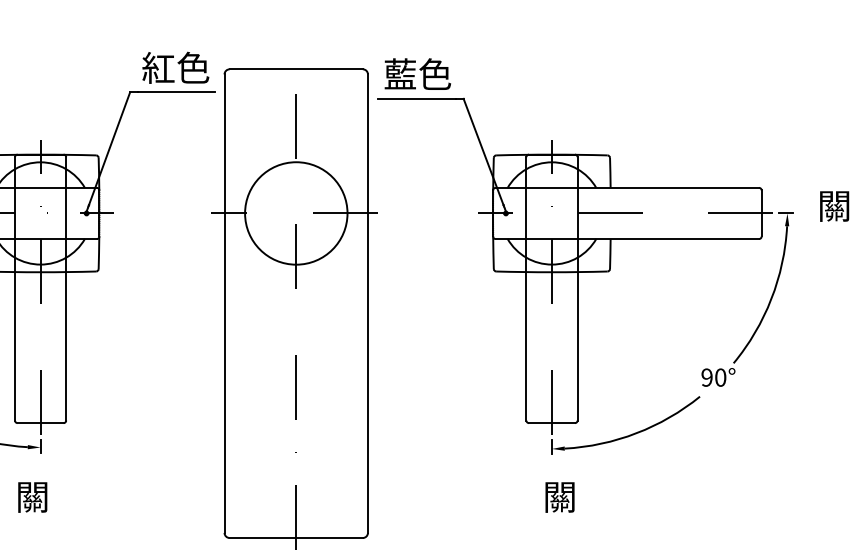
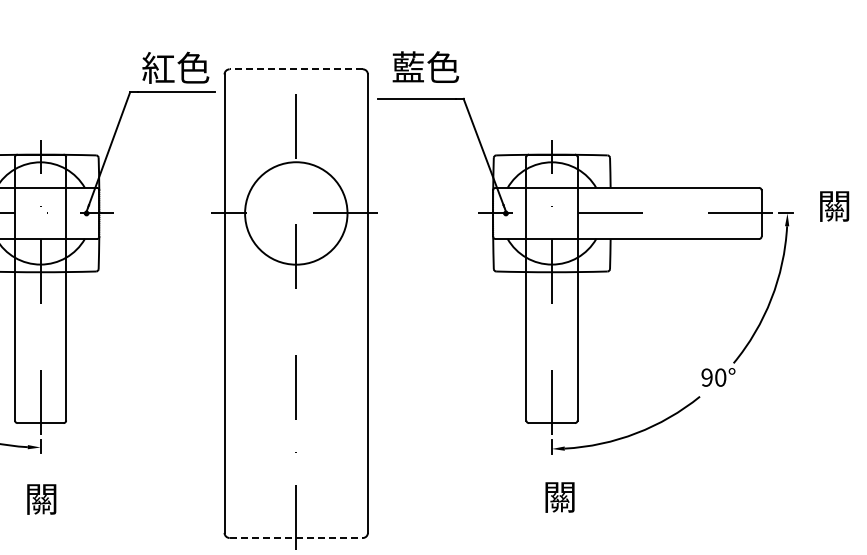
line: solid -> dashed (296, 69)
text position: (417, 73) -> (425, 66) (425, 66)
text position: (32, 497) -> (41, 499) (41, 499)
line: solid -> dashed (296, 538)
